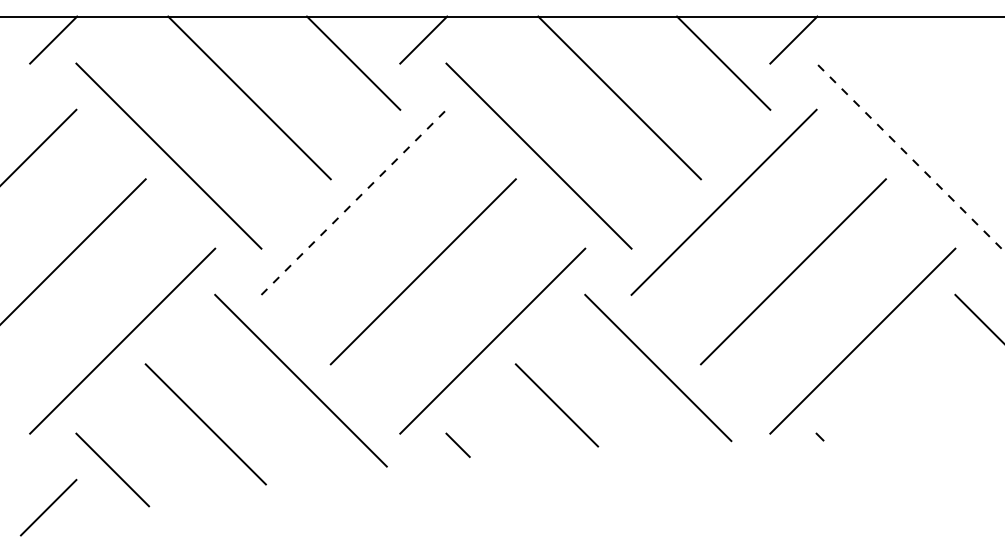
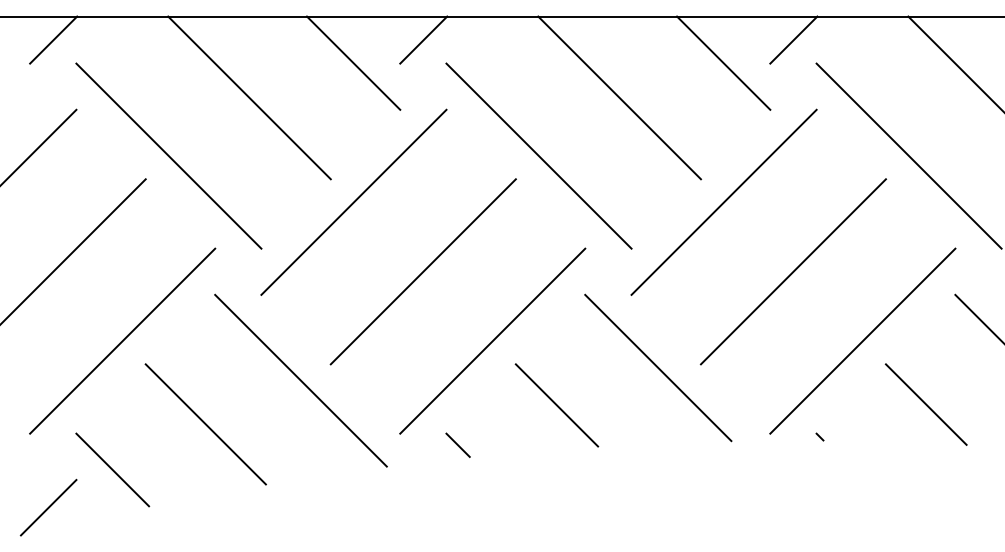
line: none -> present (954, 62)
line: dashed -> solid (909, 156)
line: dashed -> solid (353, 202)
line: none -> present (925, 404)
